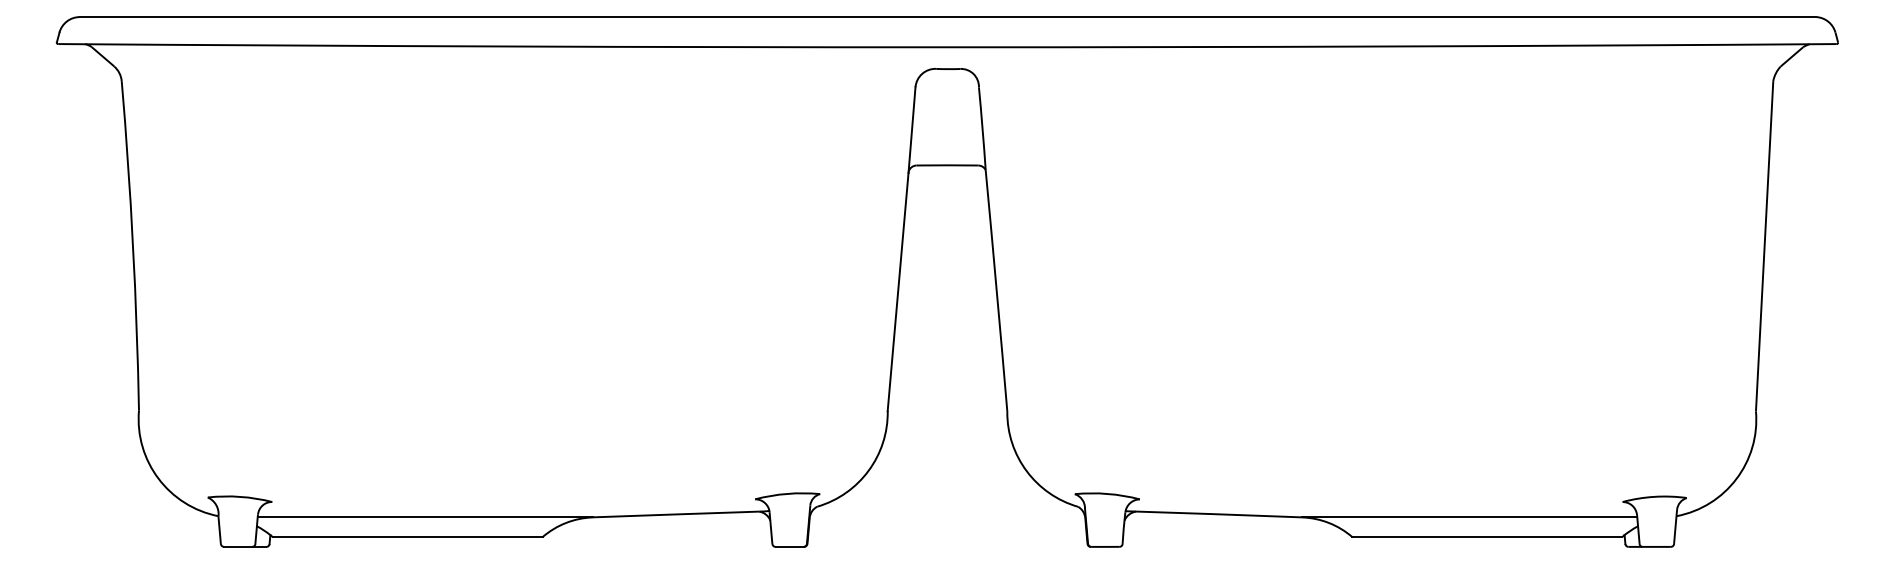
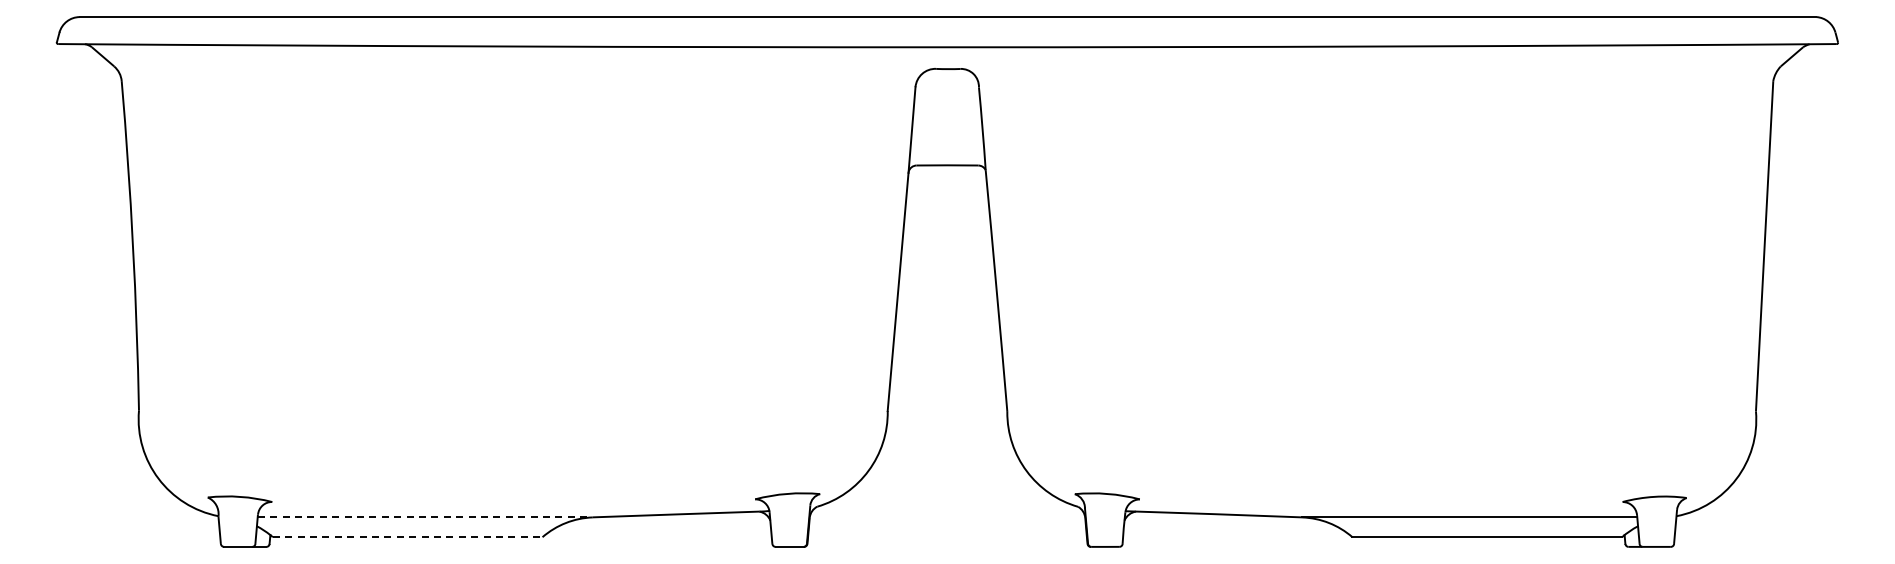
line: solid -> dashed (425, 517)
line: solid -> dashed (407, 537)
